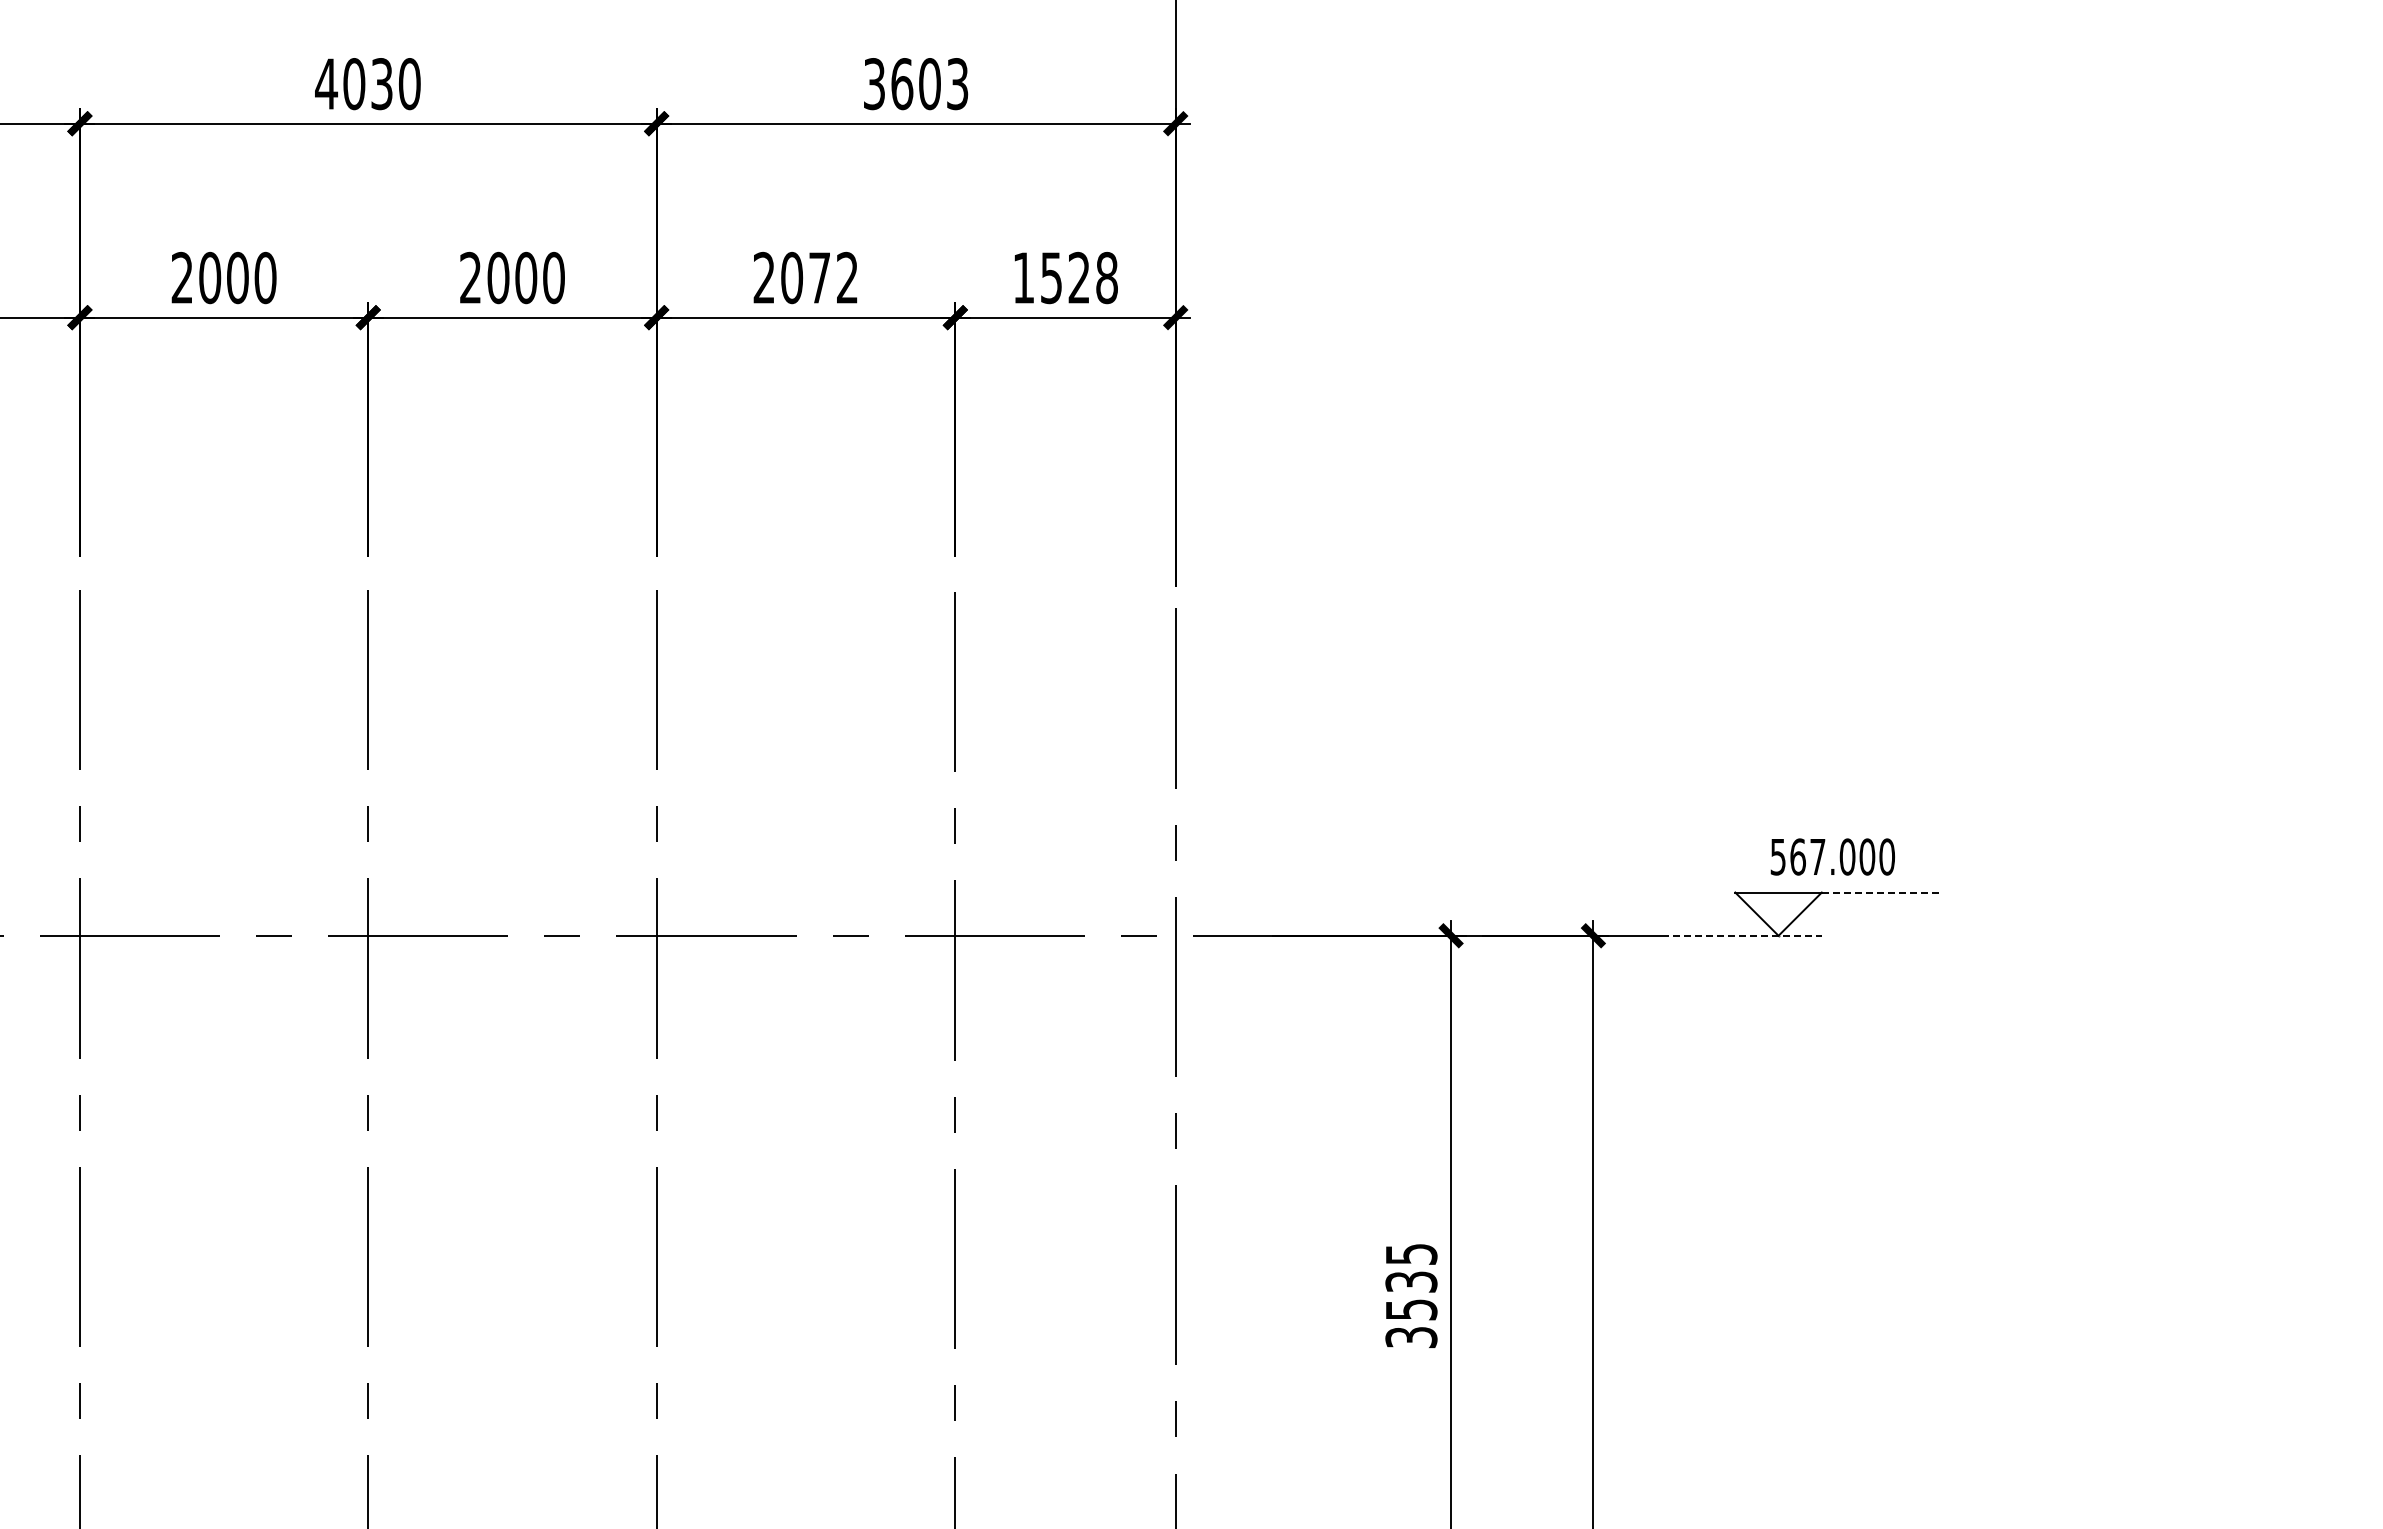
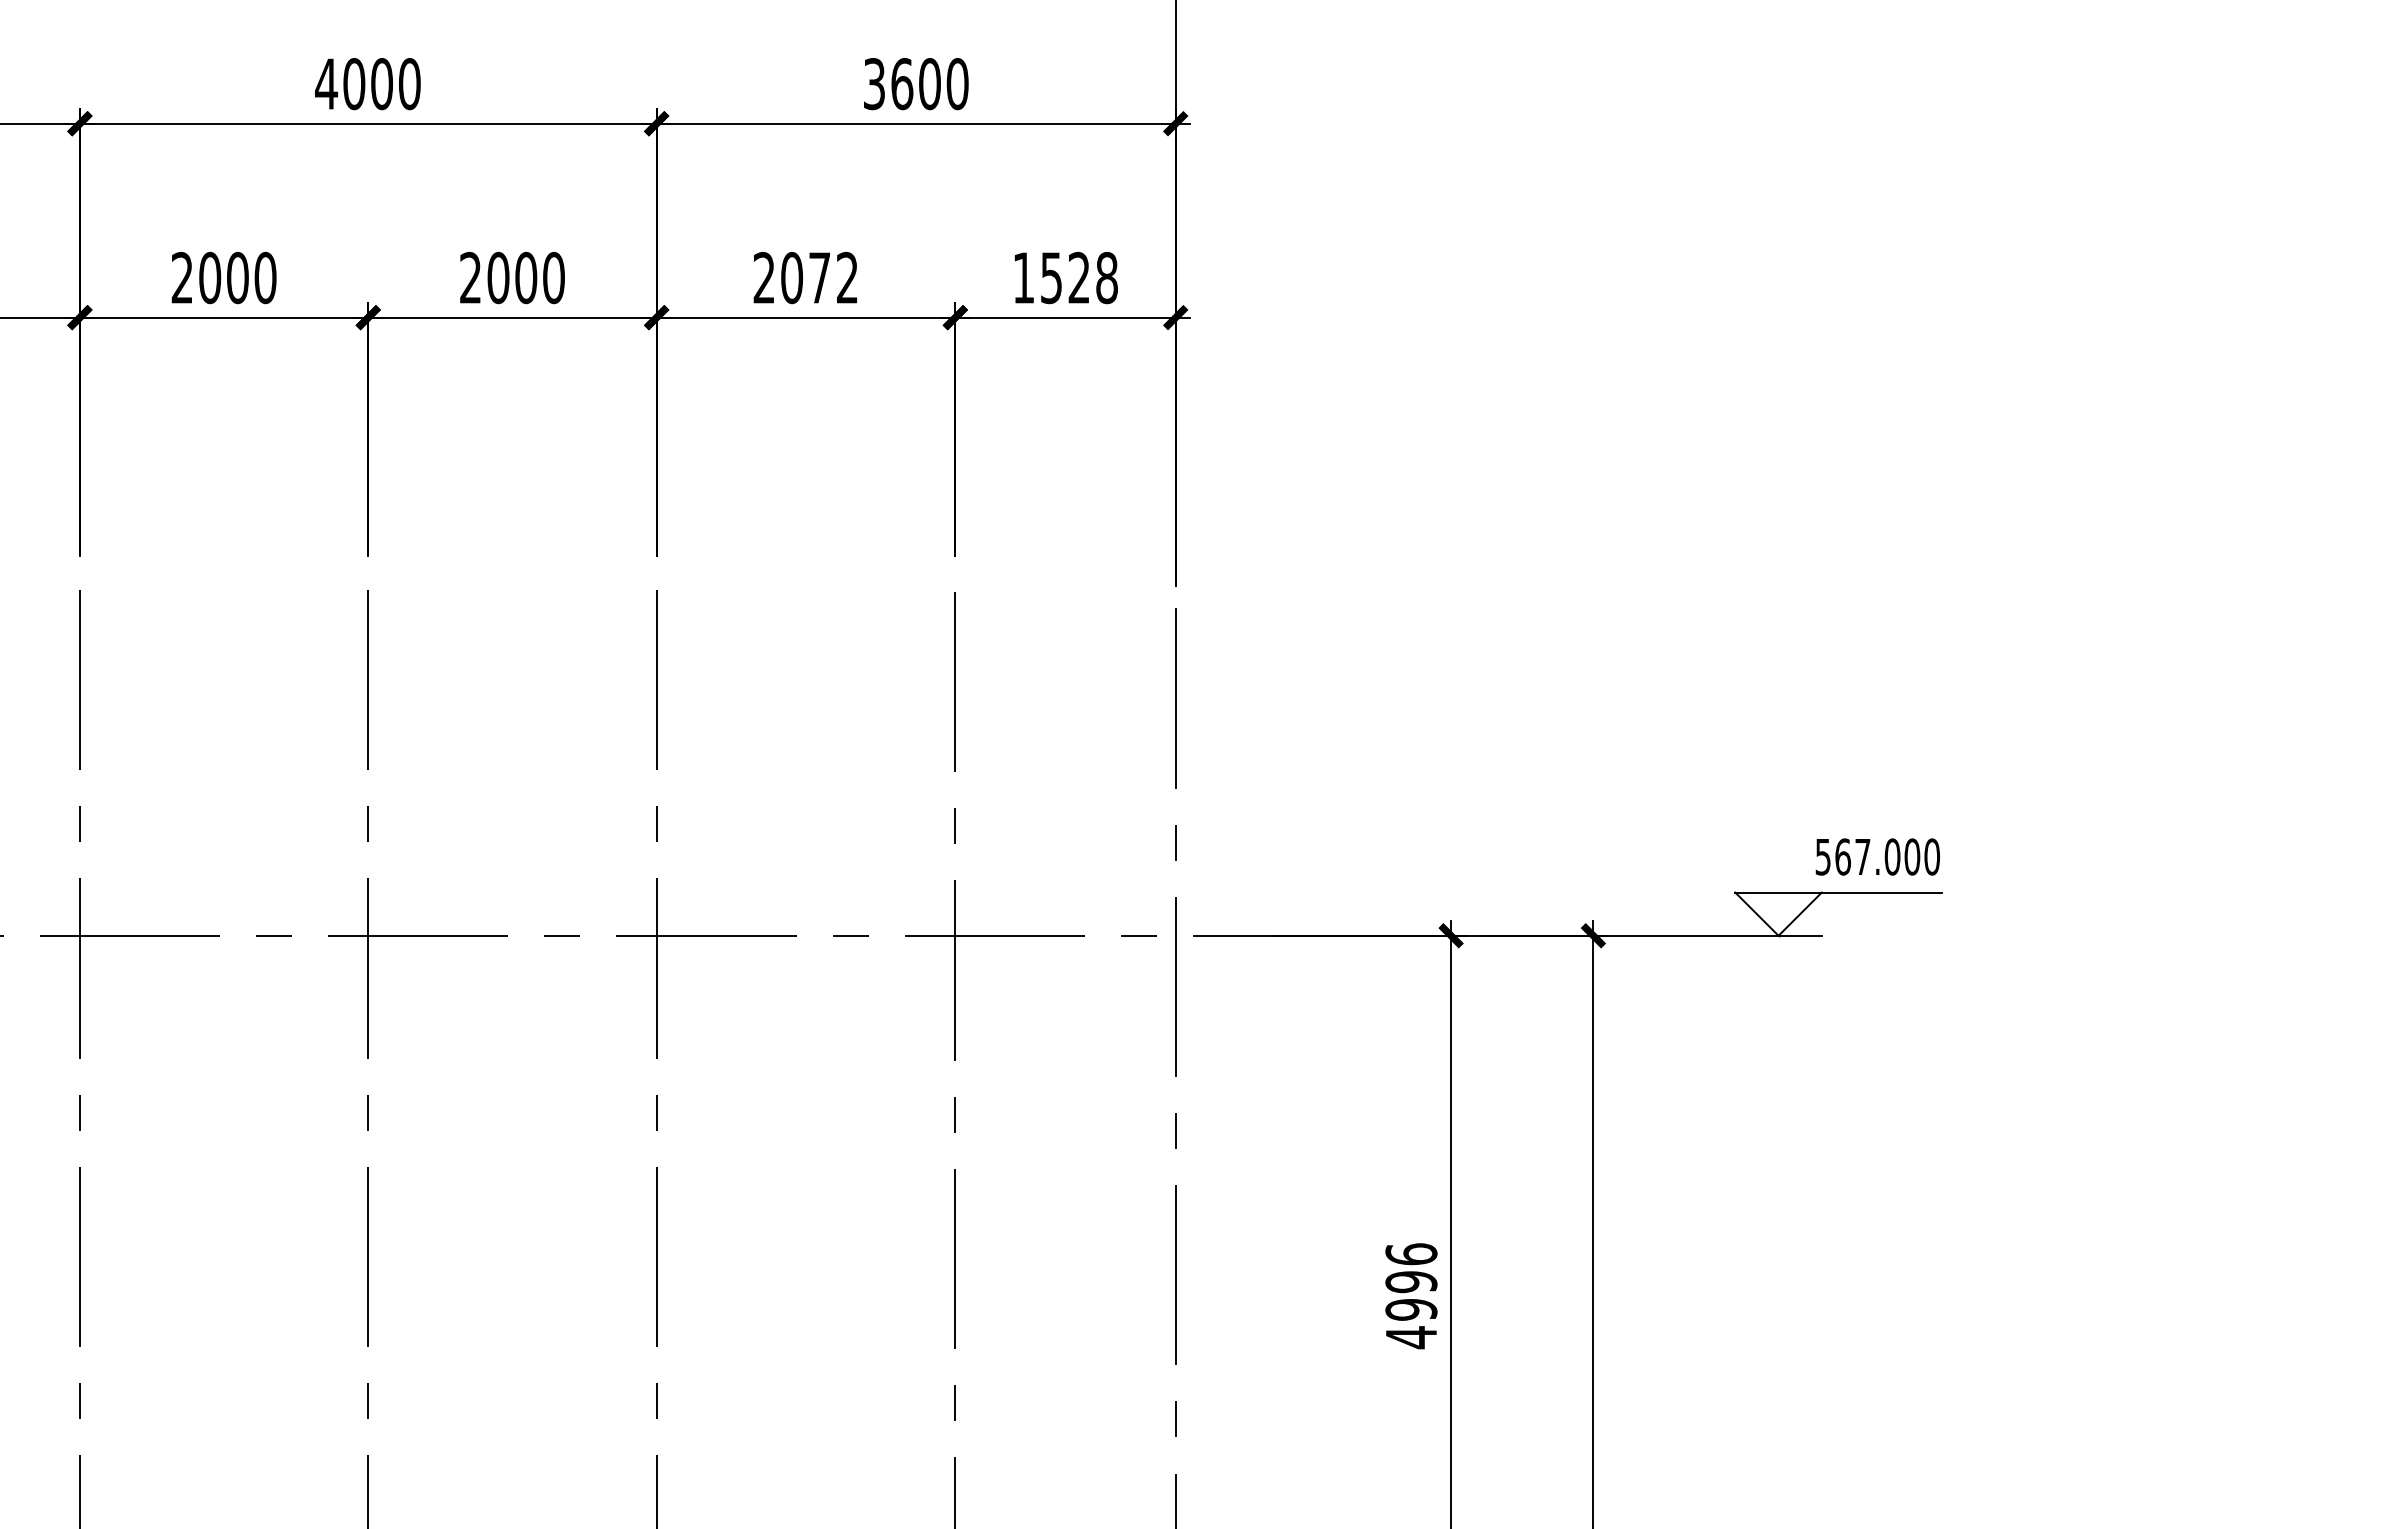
text: 4030 -> 4000 (382, 84)
text: 3603 -> 3600 (957, 84)
text position: (1832, 856) -> (1877, 856) (1877, 856)
line: dashed -> solid (1882, 892)
line: dashed -> solid (1742, 935)
text: 3535 -> 4996 (1411, 1296)
